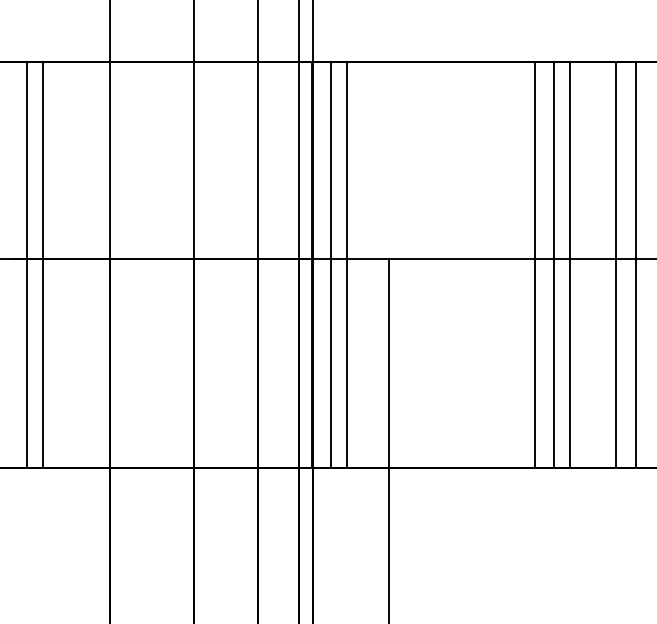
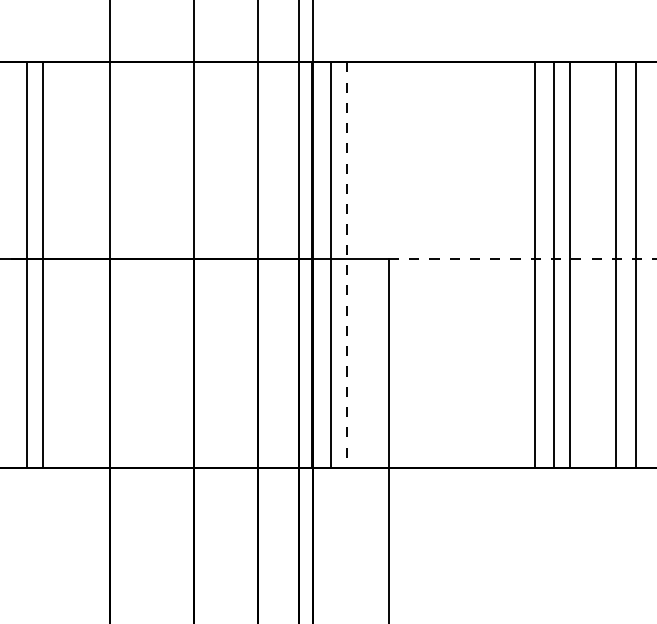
line: solid -> dashed (522, 259)
line: solid -> dashed (347, 265)
